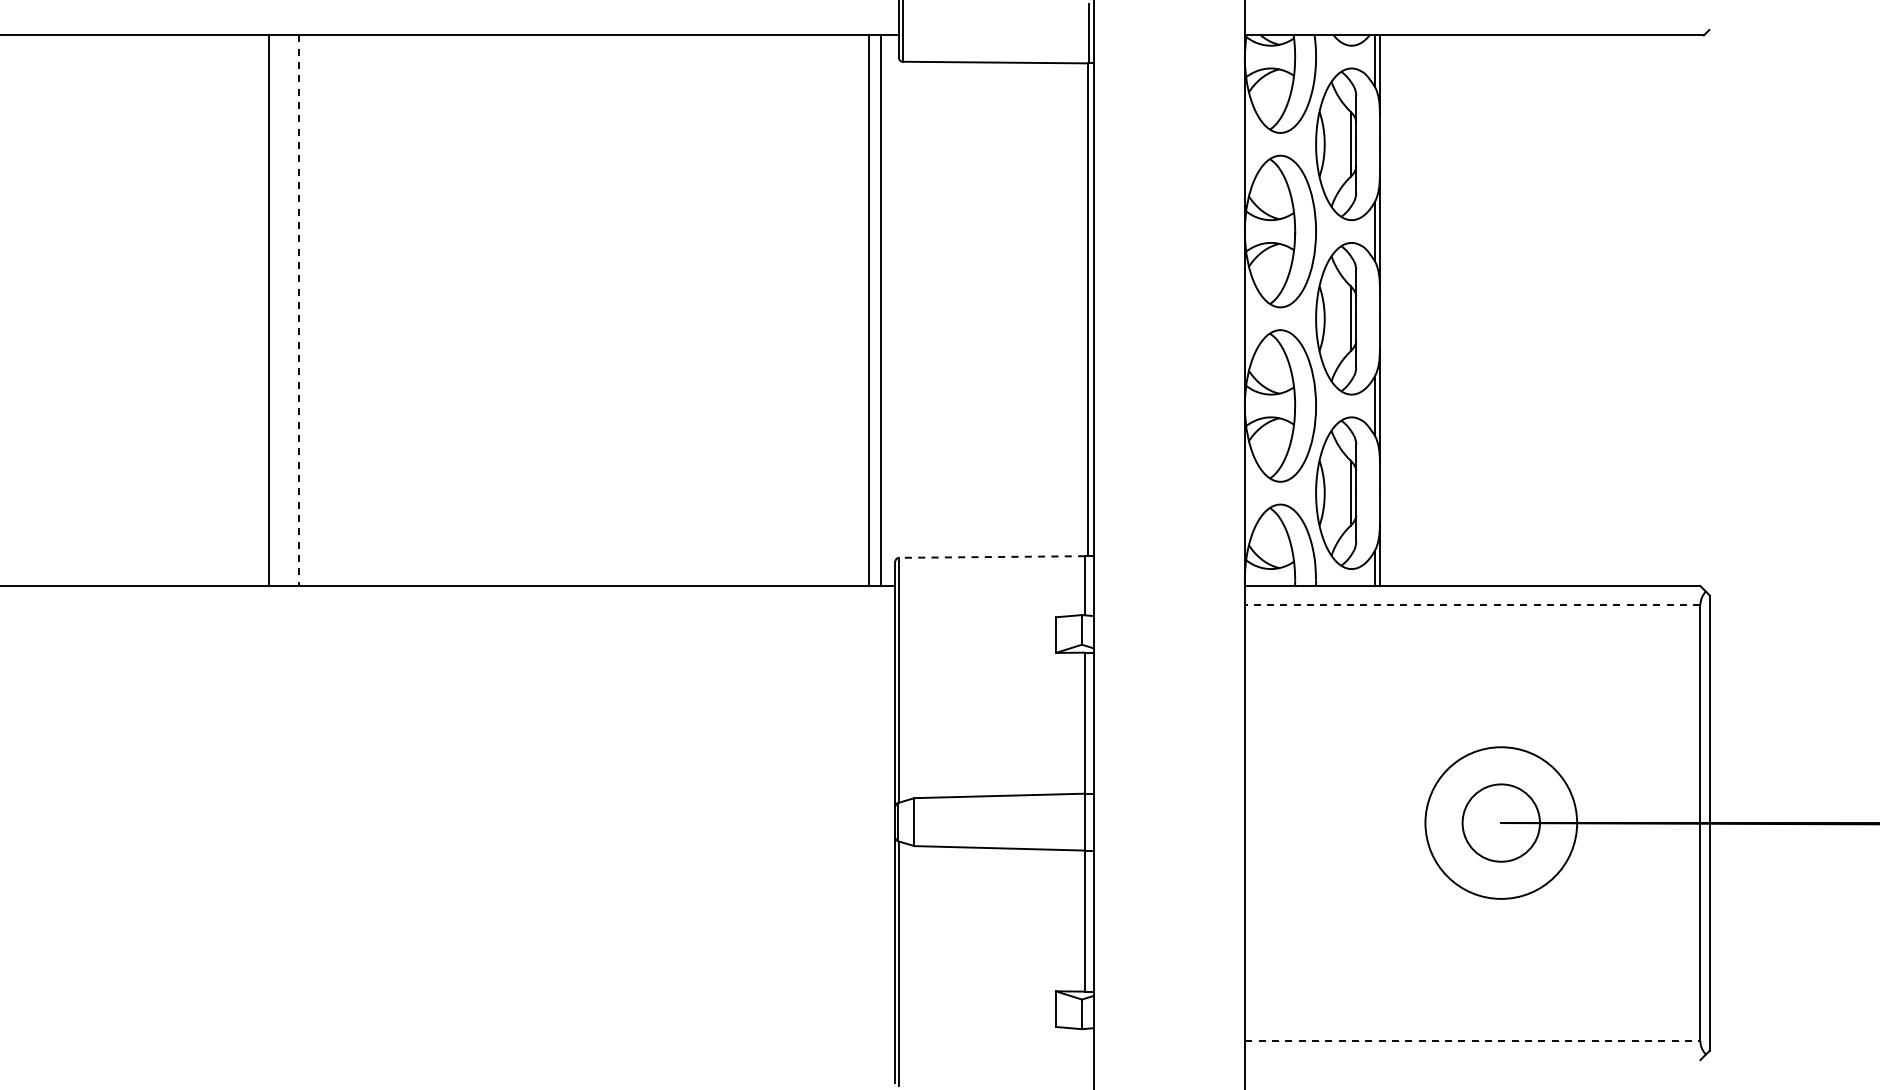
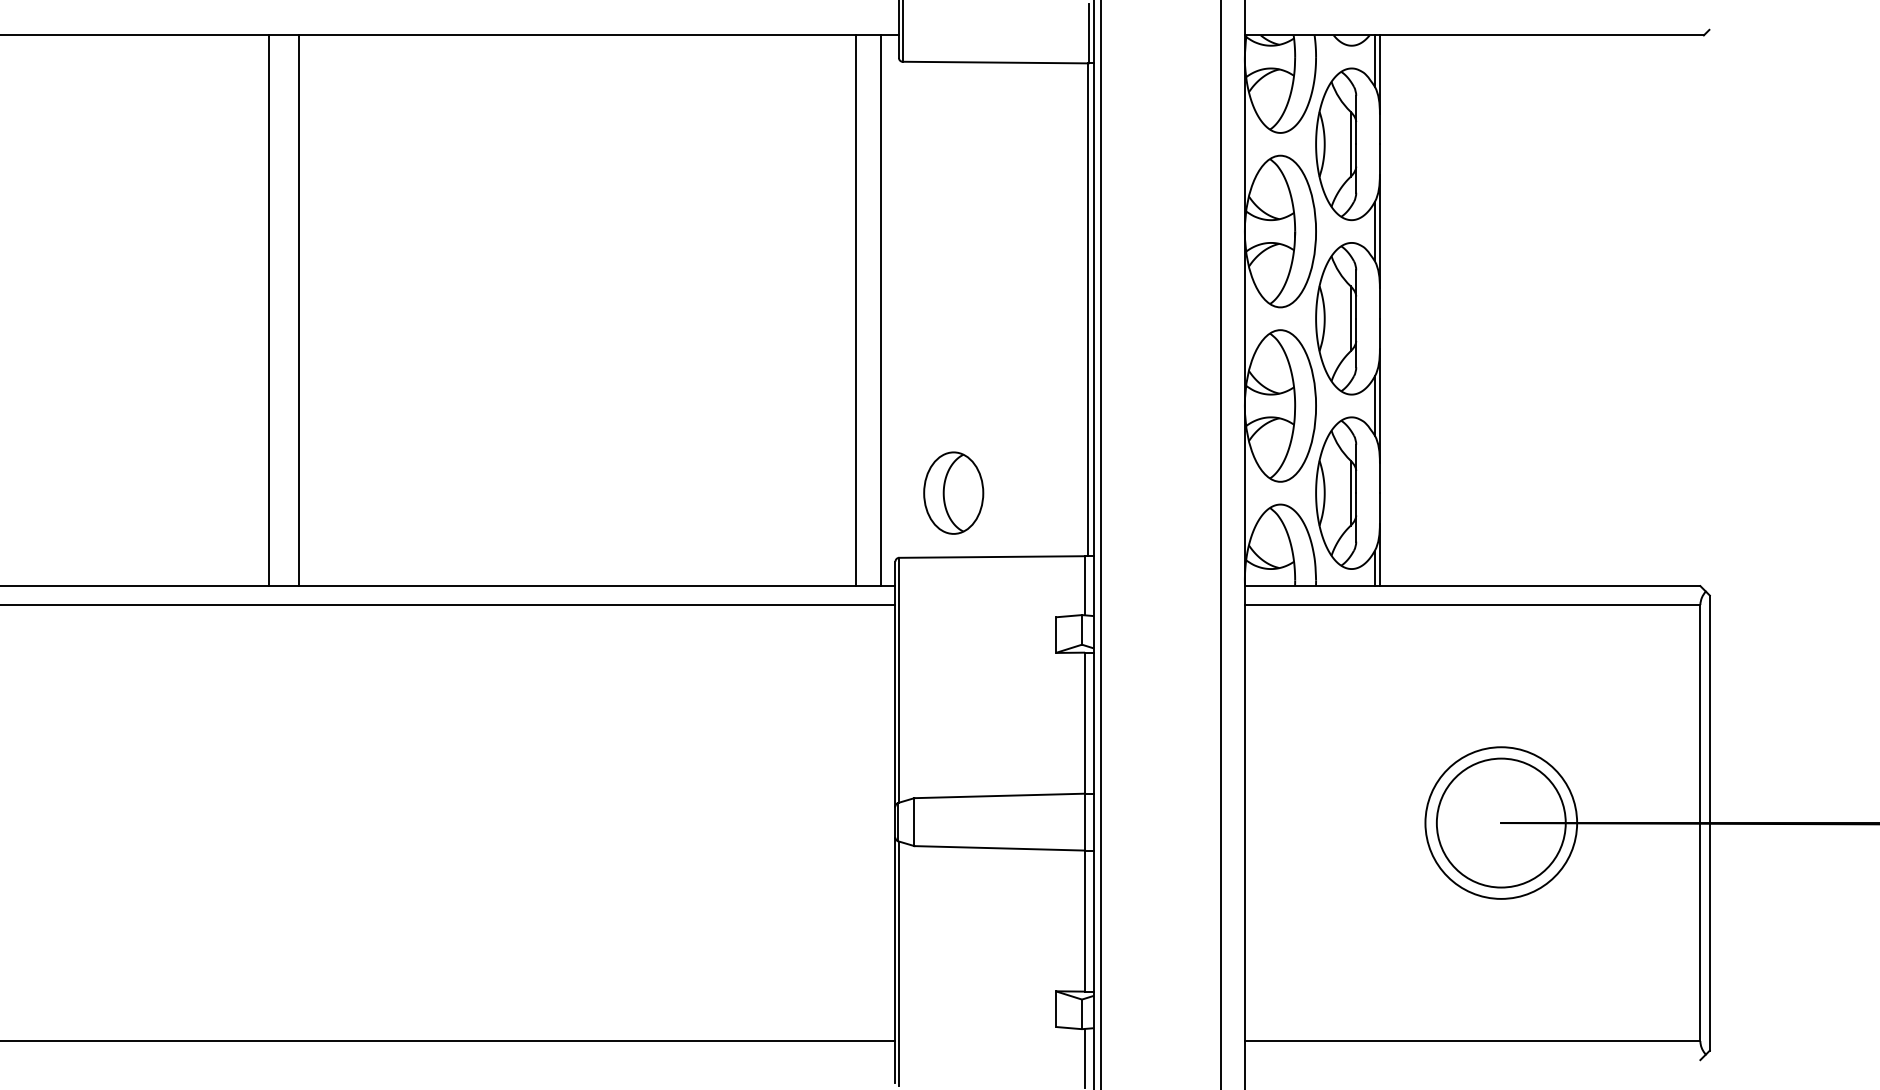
line position: (868, 310) -> (855, 310) (855, 310)
line: dashed -> solid (299, 311)
part: none -> present (953, 492)
line: none -> present (1101, 544)
line: none -> present (1220, 544)
line: dashed -> solid (992, 557)
line: none -> present (448, 605)
line: dashed -> solid (1472, 605)
circle diameter: 77 px -> 129 px (1500, 822)
line: none -> present (448, 1041)
line: dashed -> solid (1472, 1041)
line: none -> present (1085, 1057)
